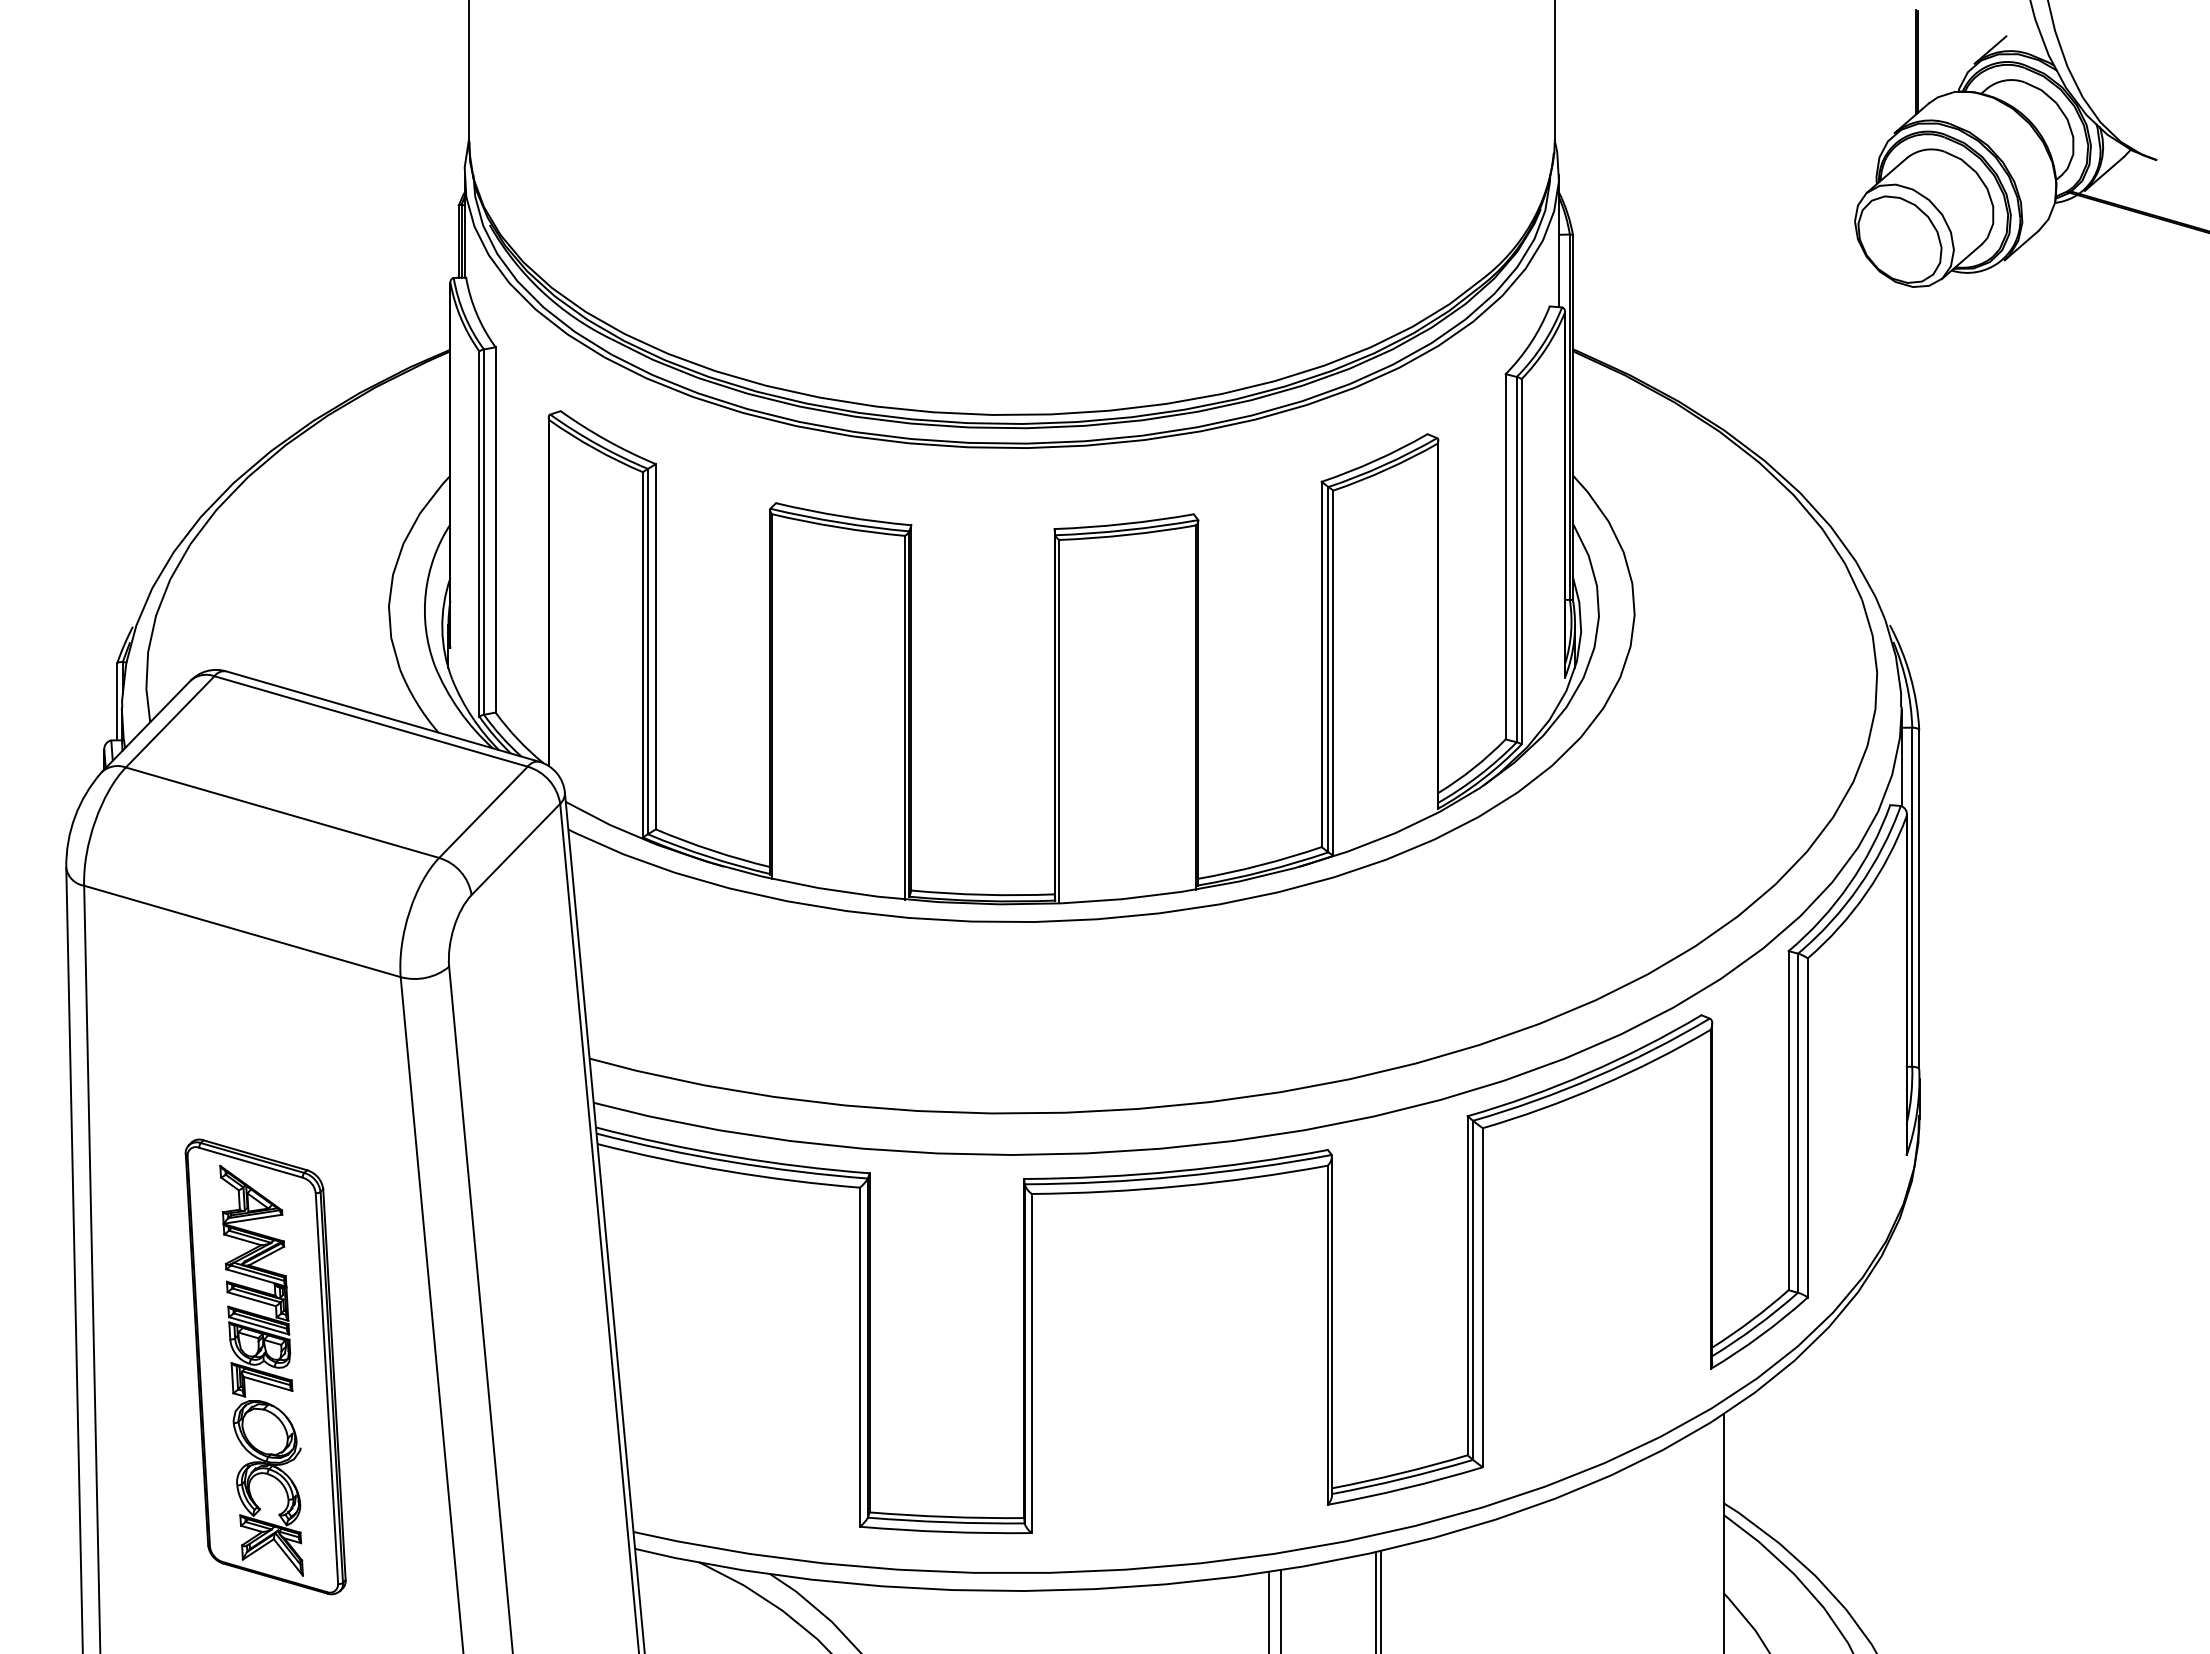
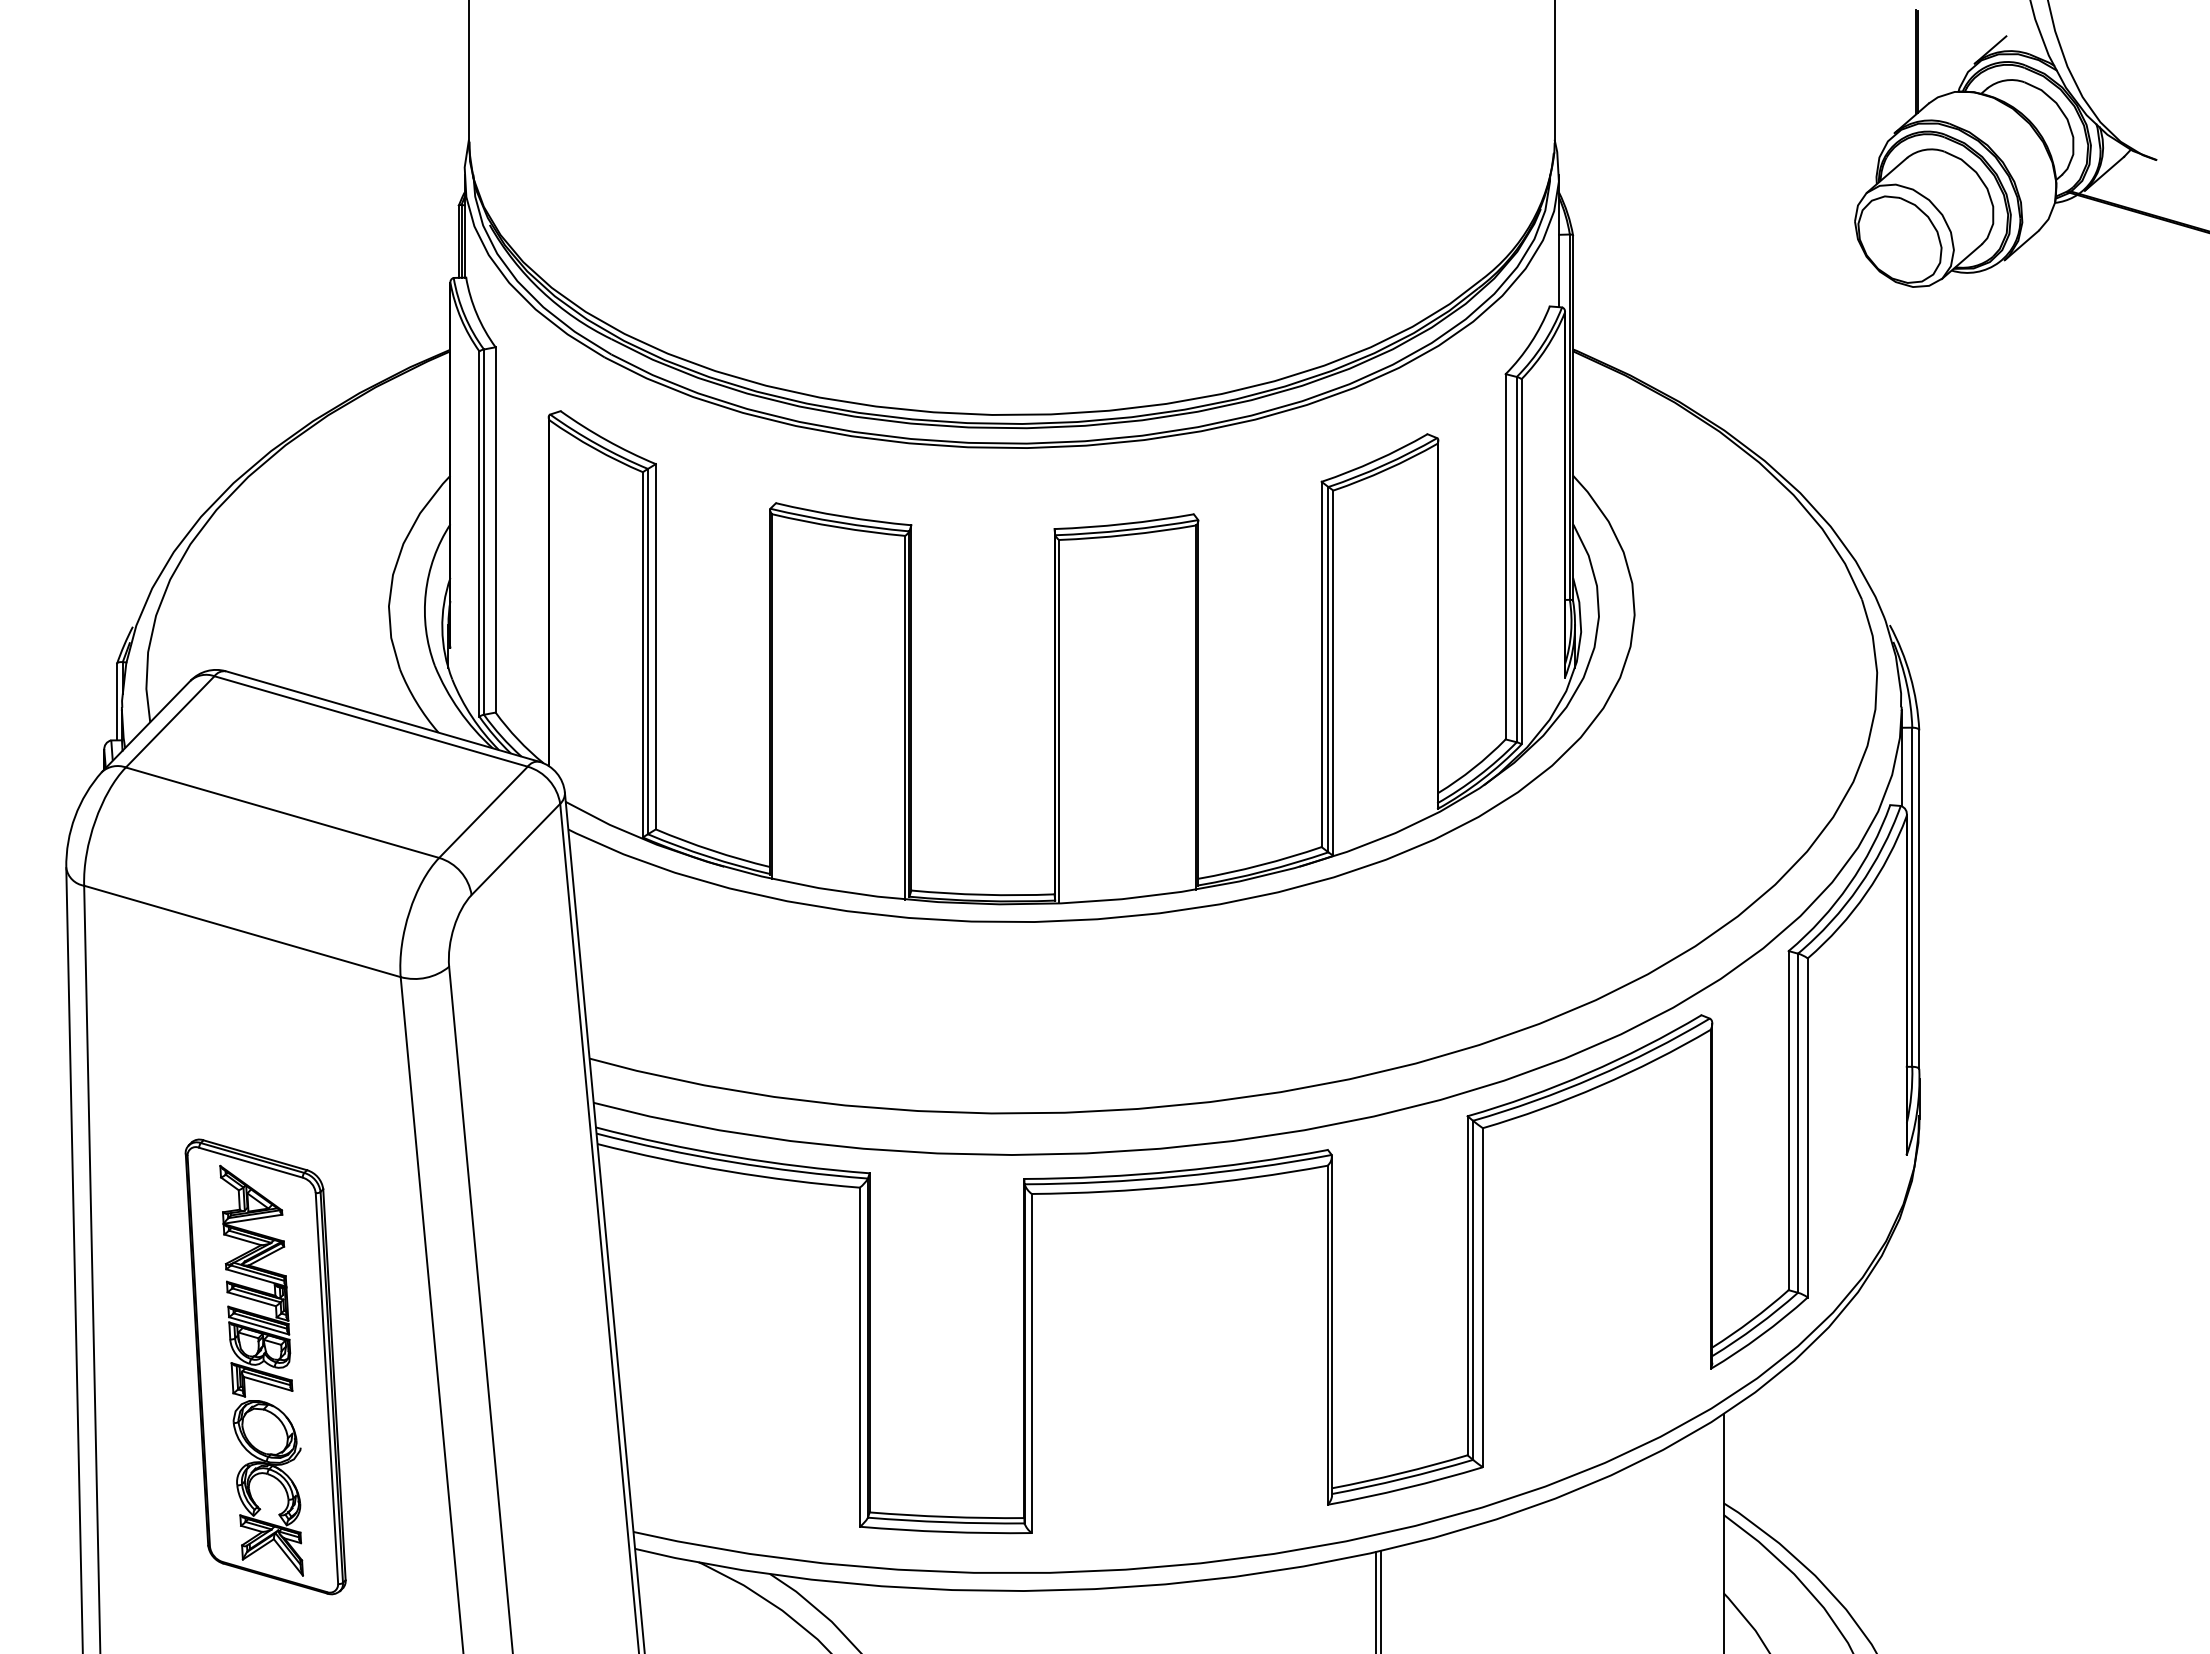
line: present -> none (1280, 1609)
line: present -> none (1268, 1610)
